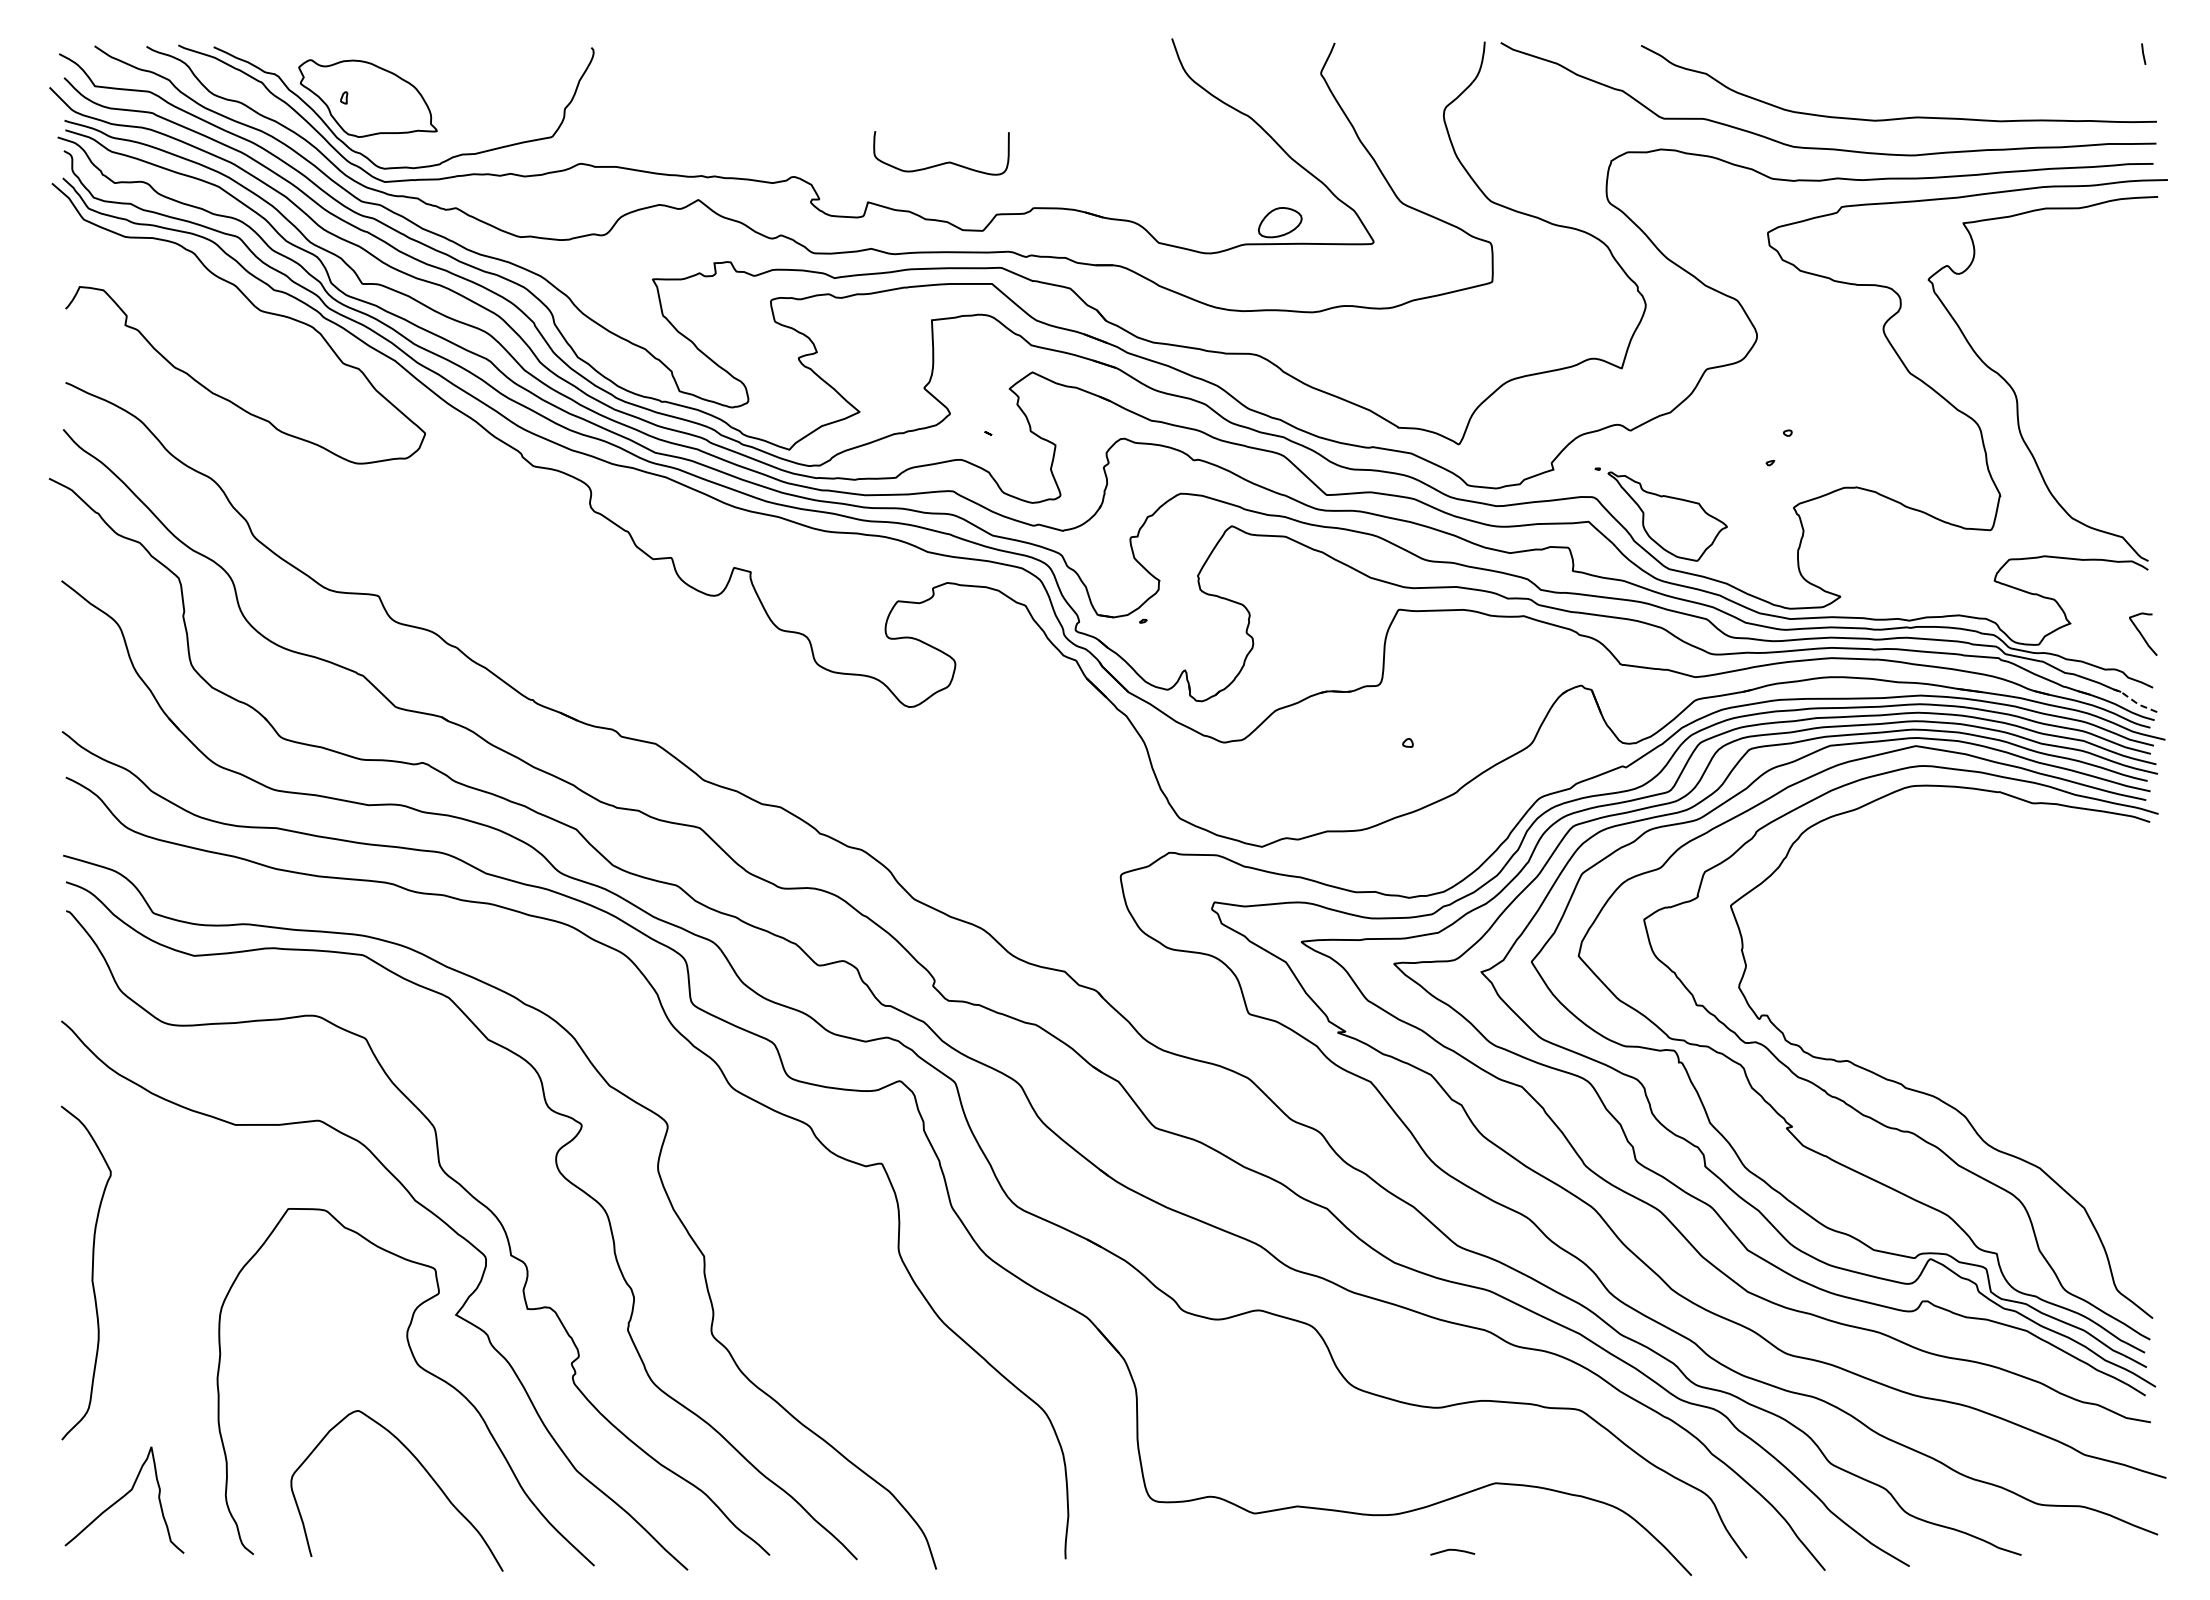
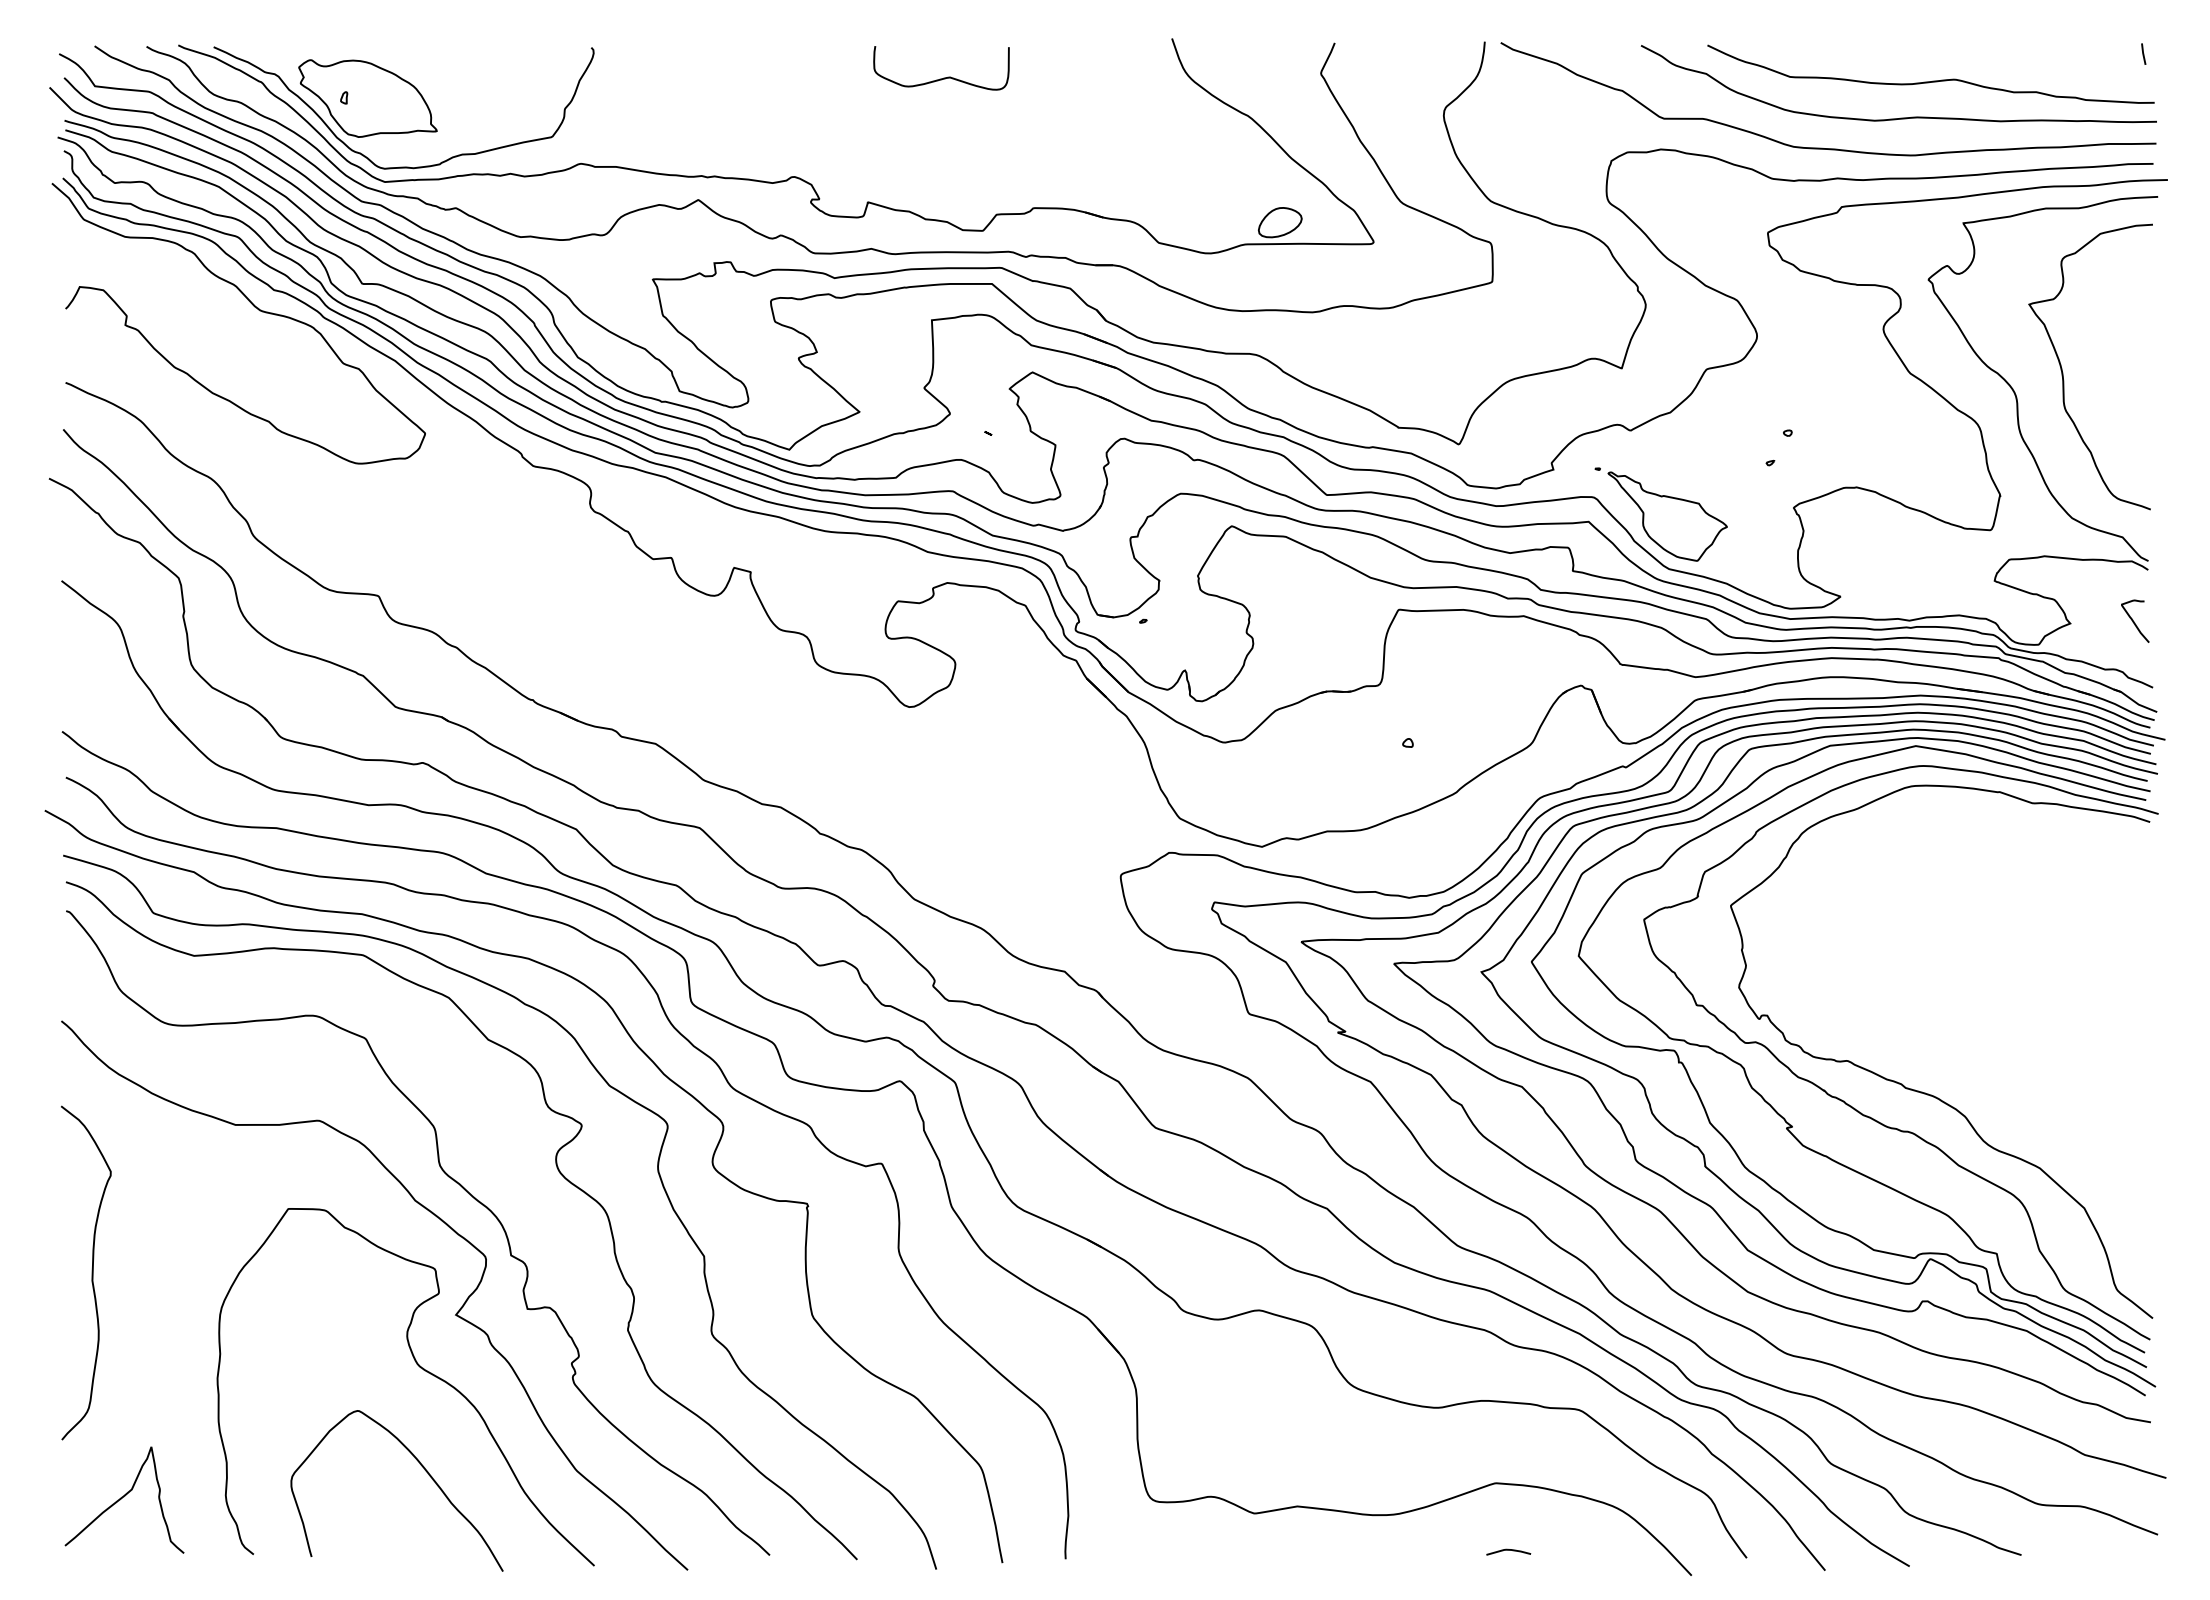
curve: none -> present (1932, 80)
curve position: (943, 162) -> (943, 77) (943, 77)
curve: none -> present (2063, 372)
curve position: (2142, 634) -> (2134, 621) (2134, 621)
line: dashed -> solid (2134, 701)
curve: none -> present (654, 1065)
curve position: (1452, 1550) -> (1508, 1550) (1508, 1550)
